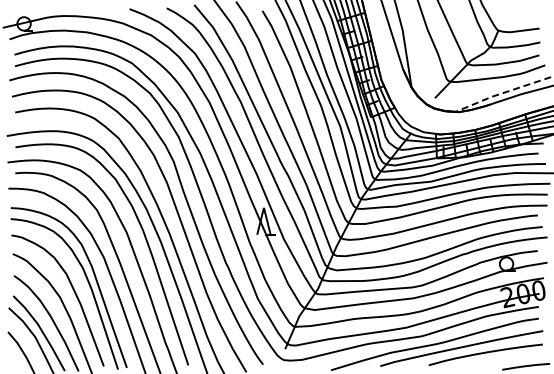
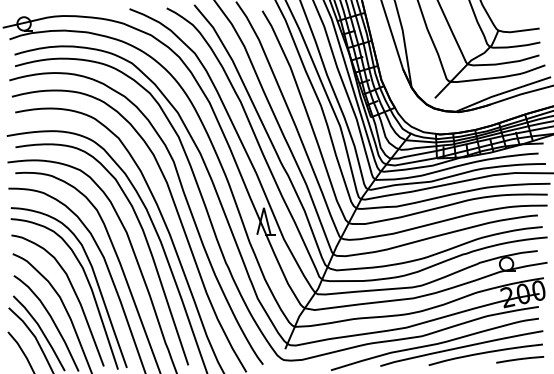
line: dashed -> solid (501, 93)
line position: (526, 366) -> (520, 359) (520, 359)
